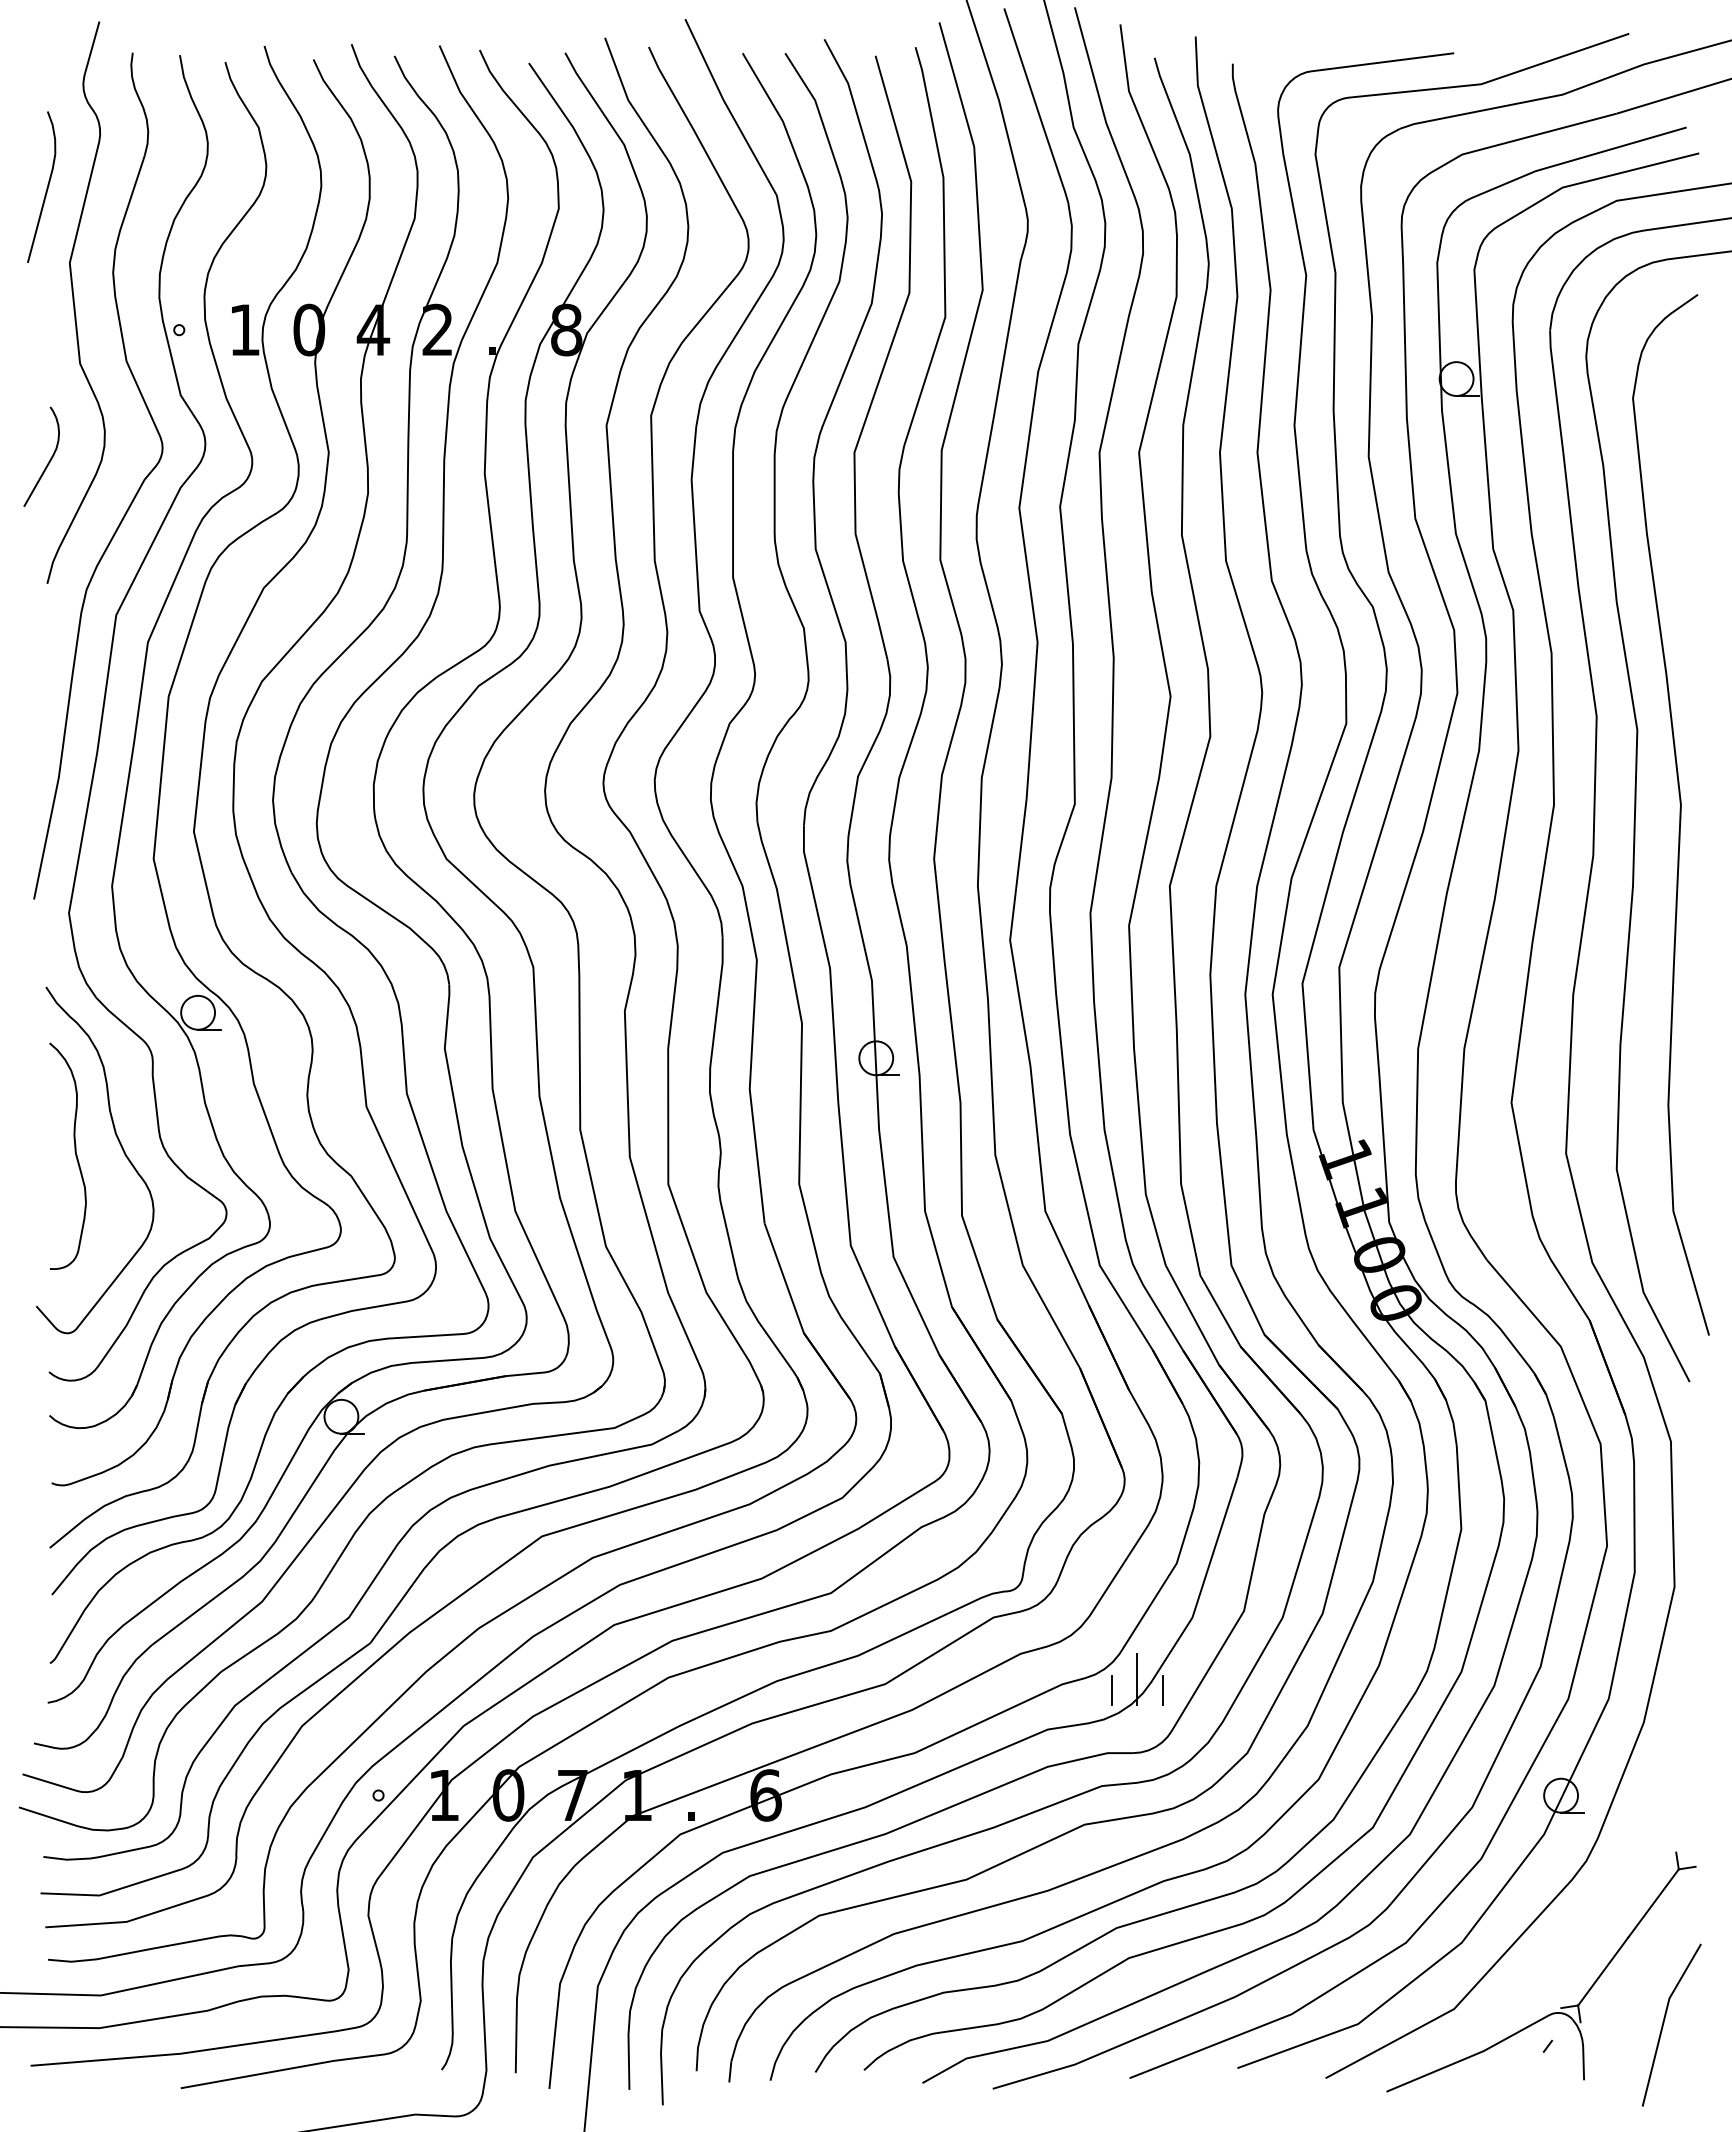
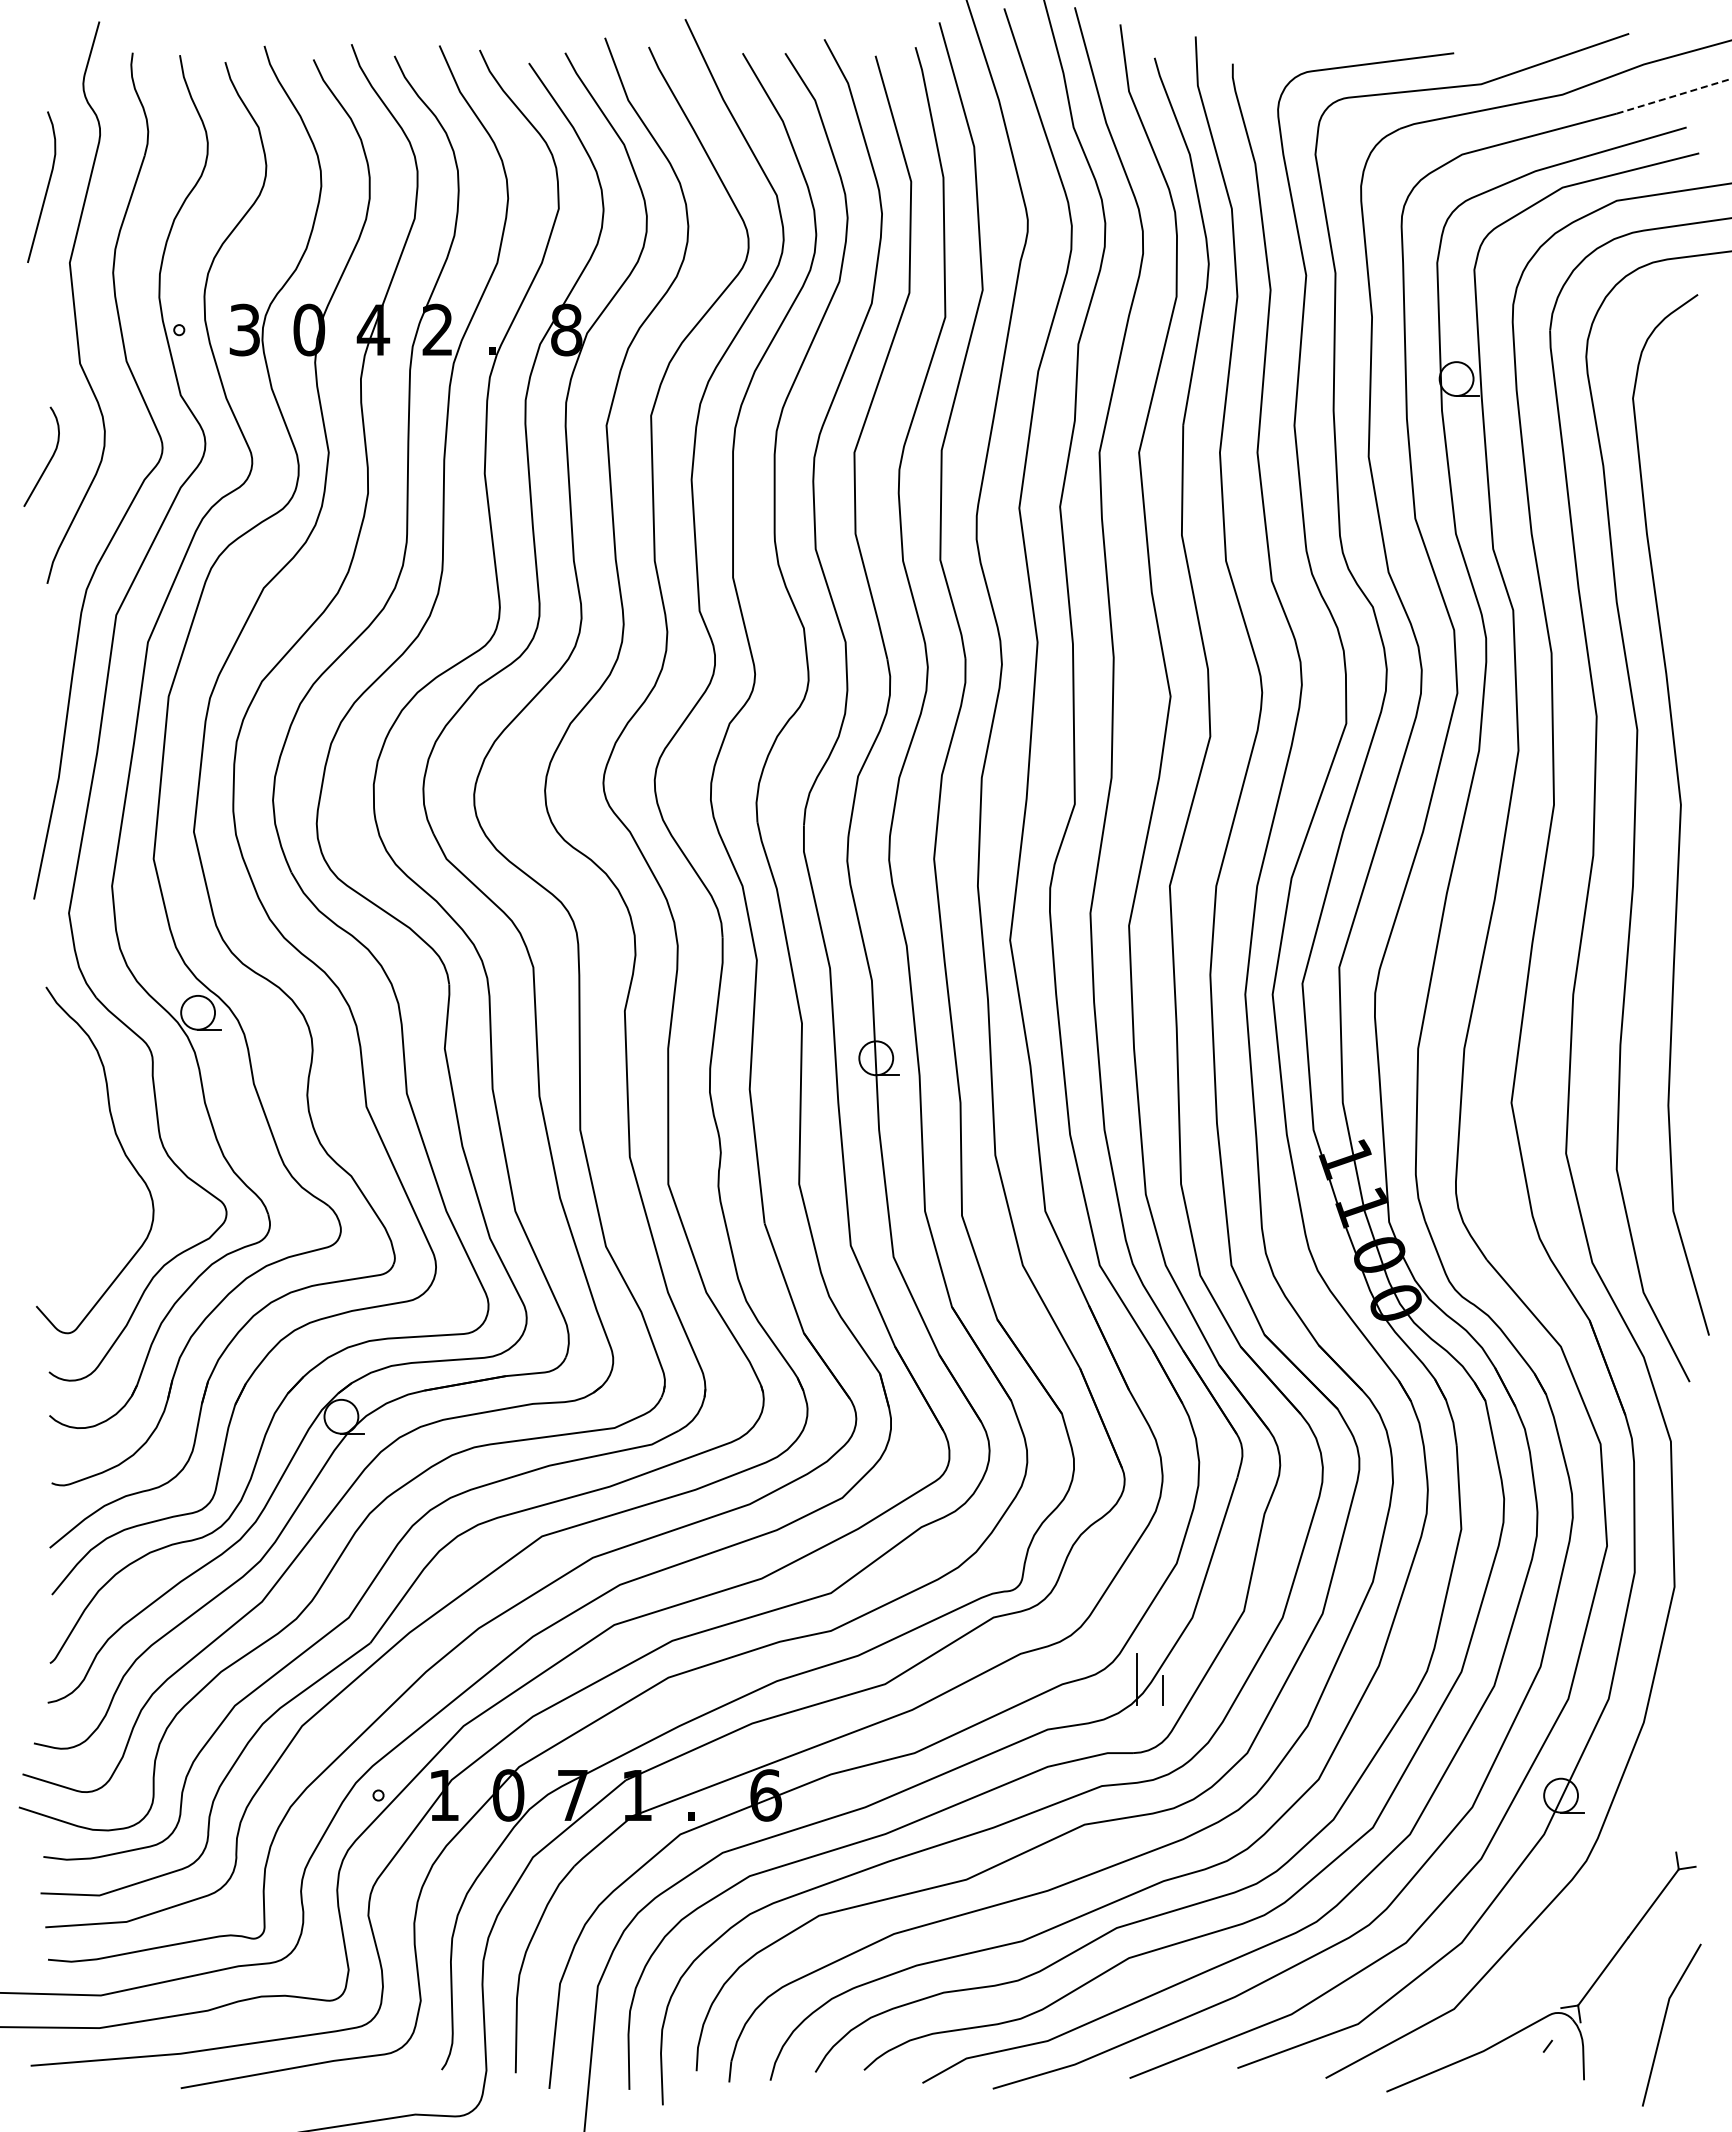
line: solid -> dashed (1674, 96)
text: 1 -> 3 (244, 329)
part: present -> none (74, 1152)
line: present -> none (1111, 1690)
